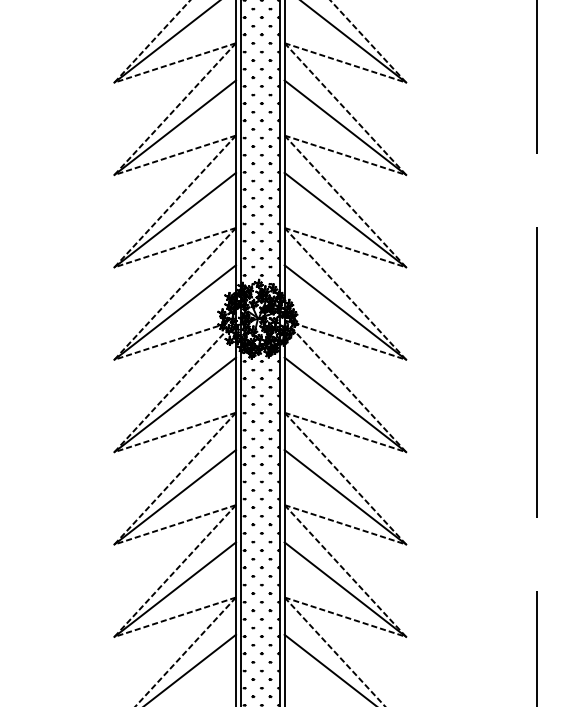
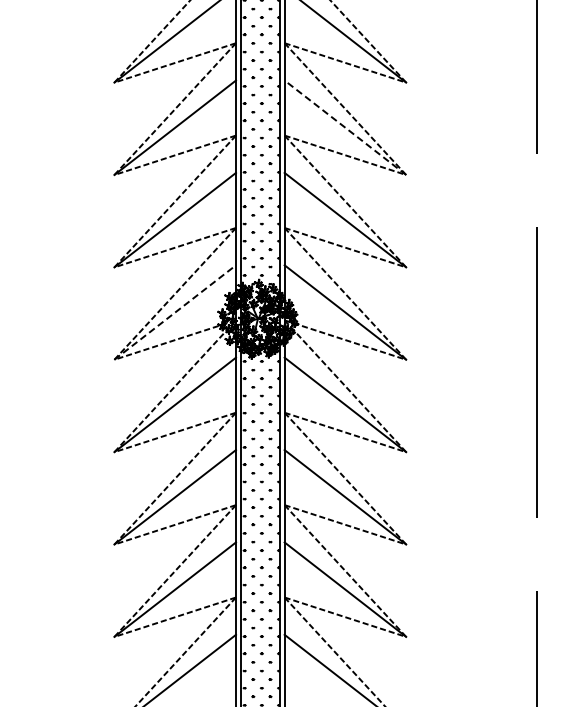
line: solid -> dashed (345, 127)
line: solid -> dashed (175, 312)
